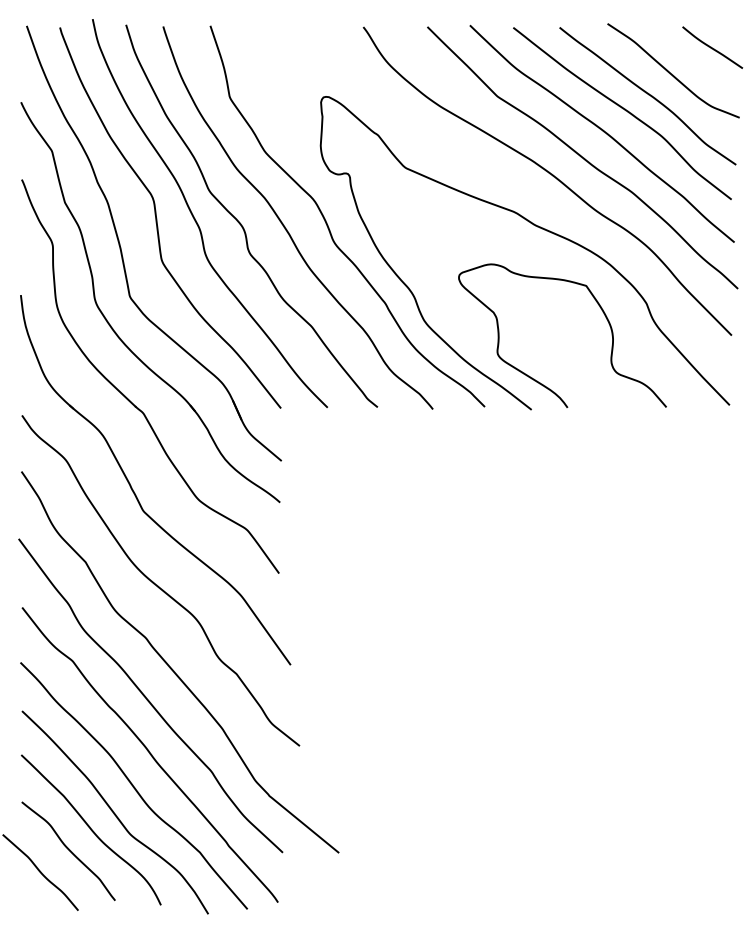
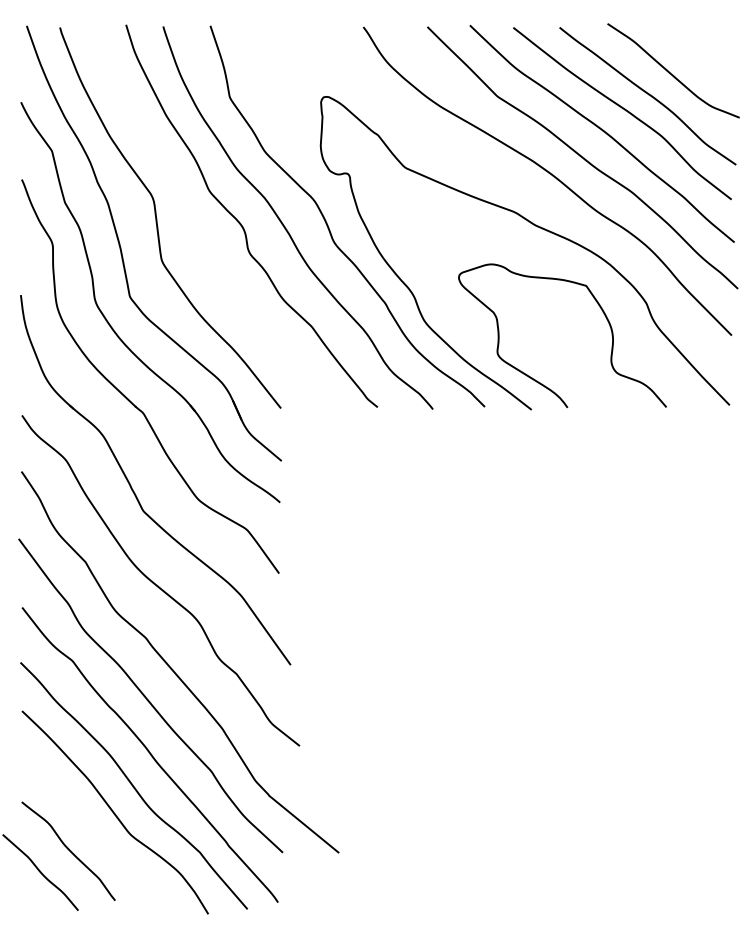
curve: present -> none (712, 47)
curve: present -> none (196, 220)
curve: present -> none (90, 829)
